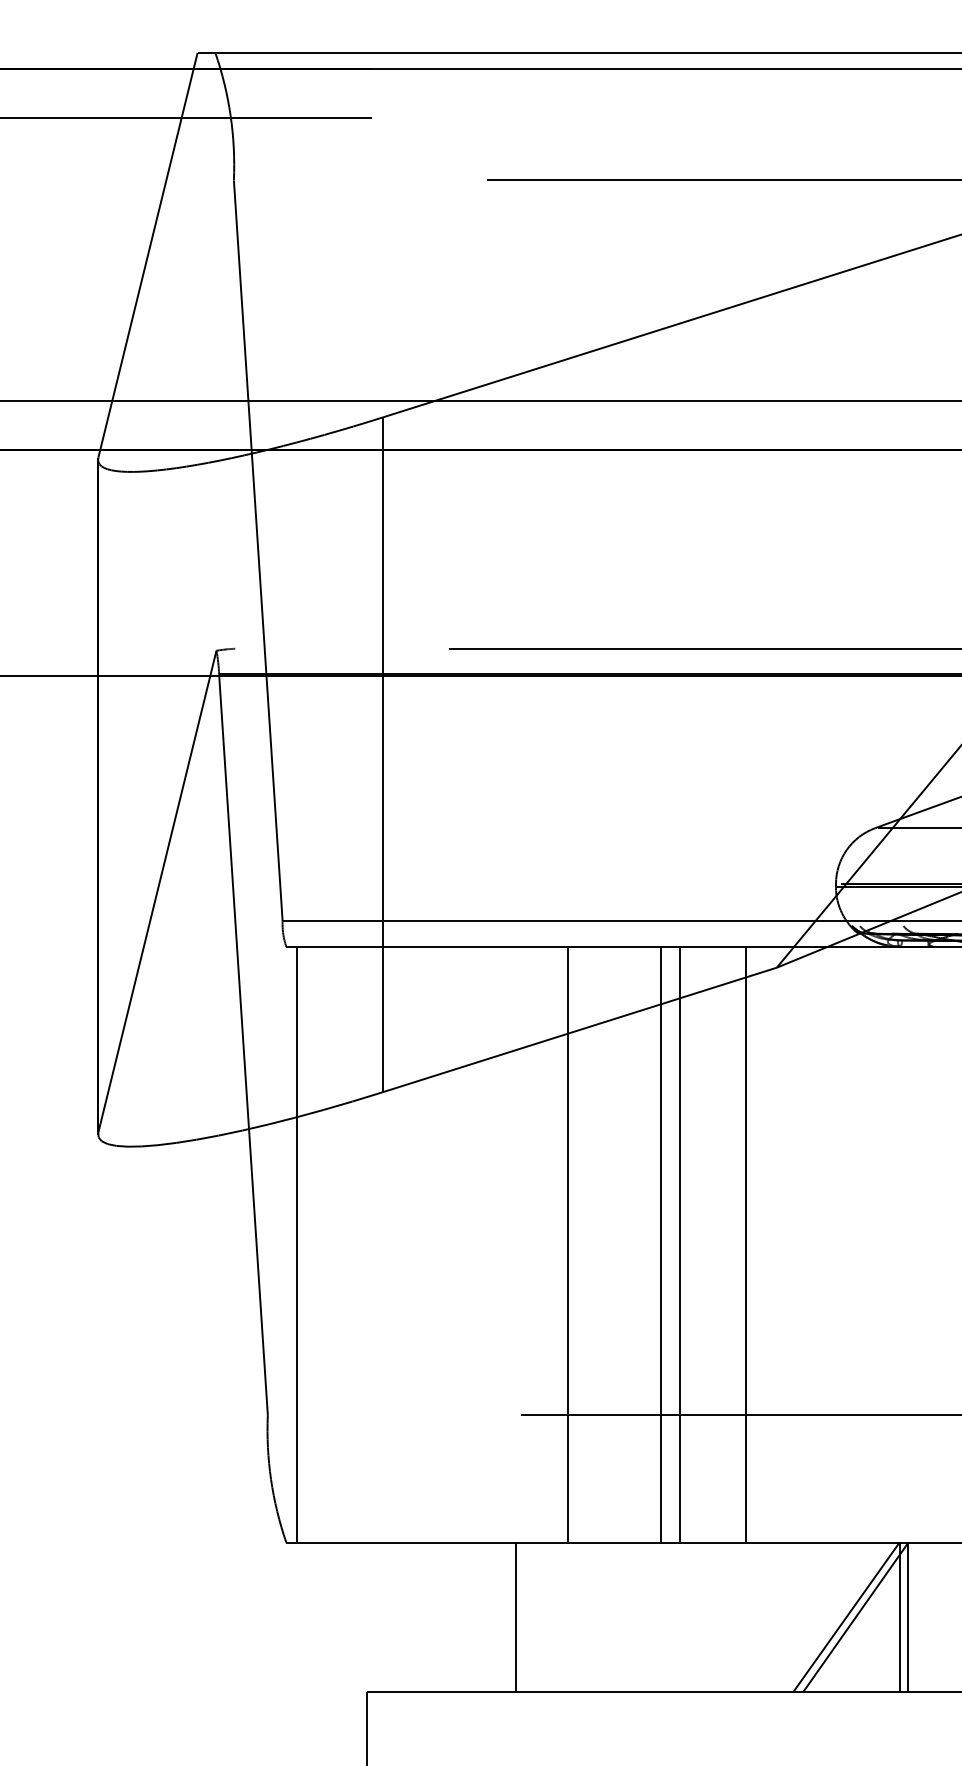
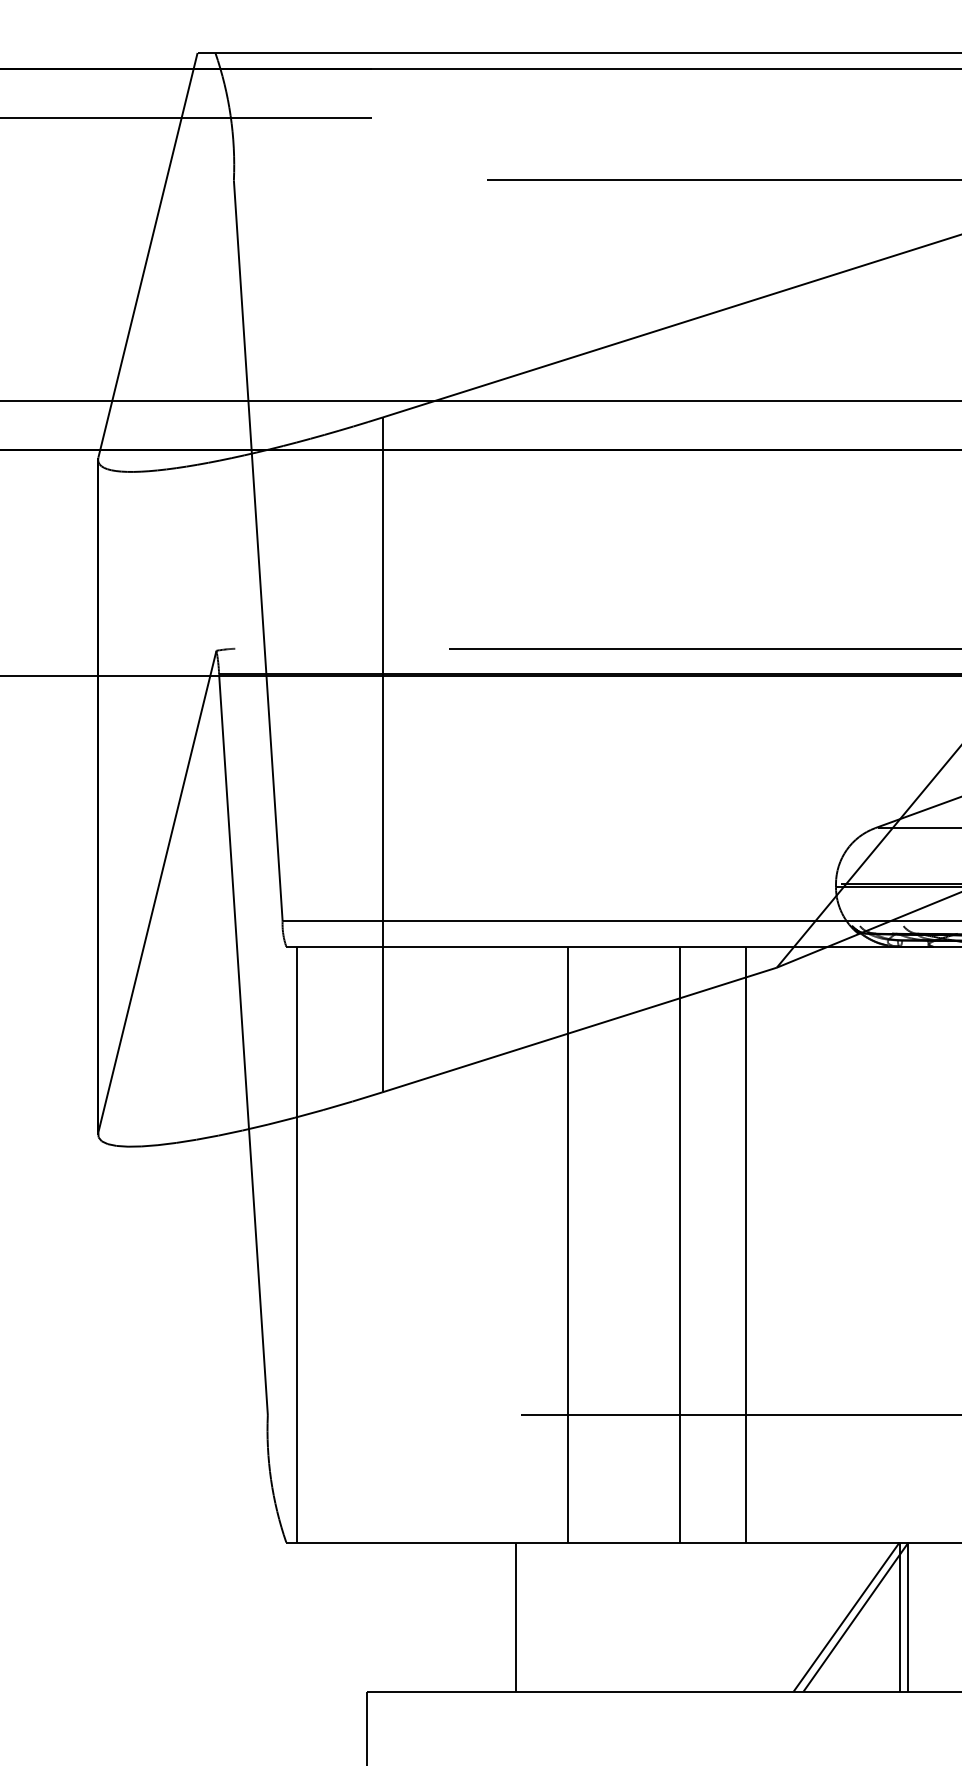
line: present -> none (661, 1244)
